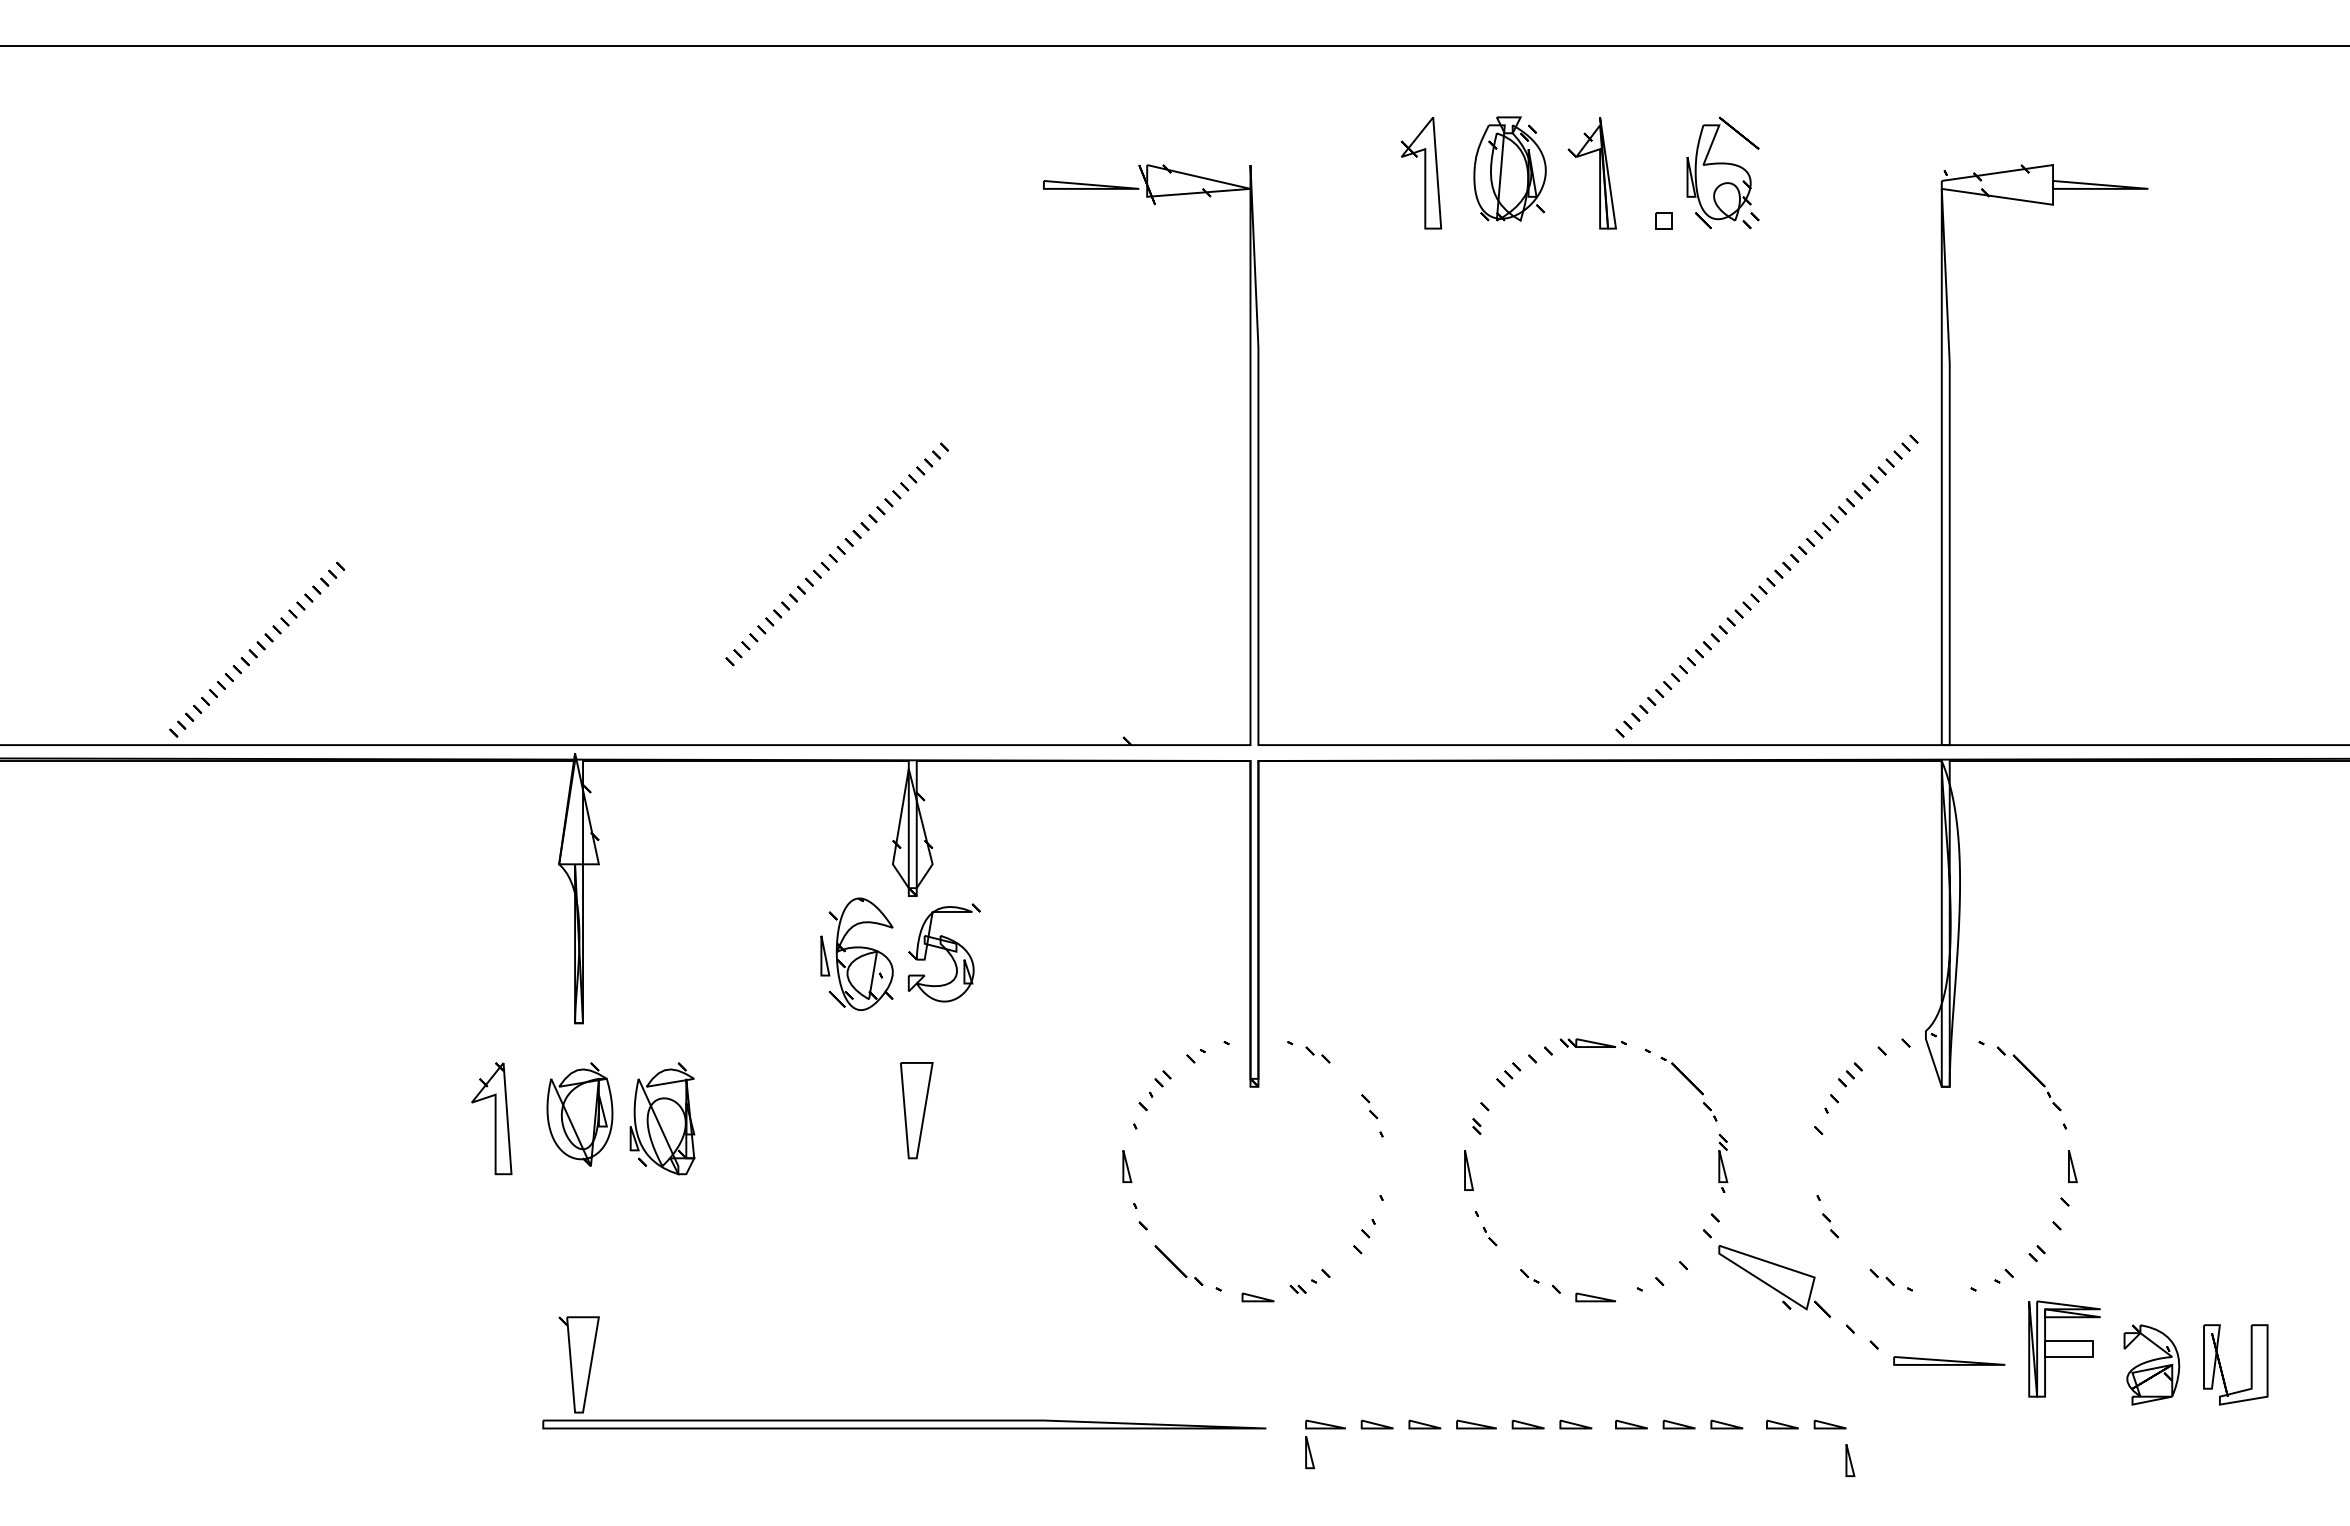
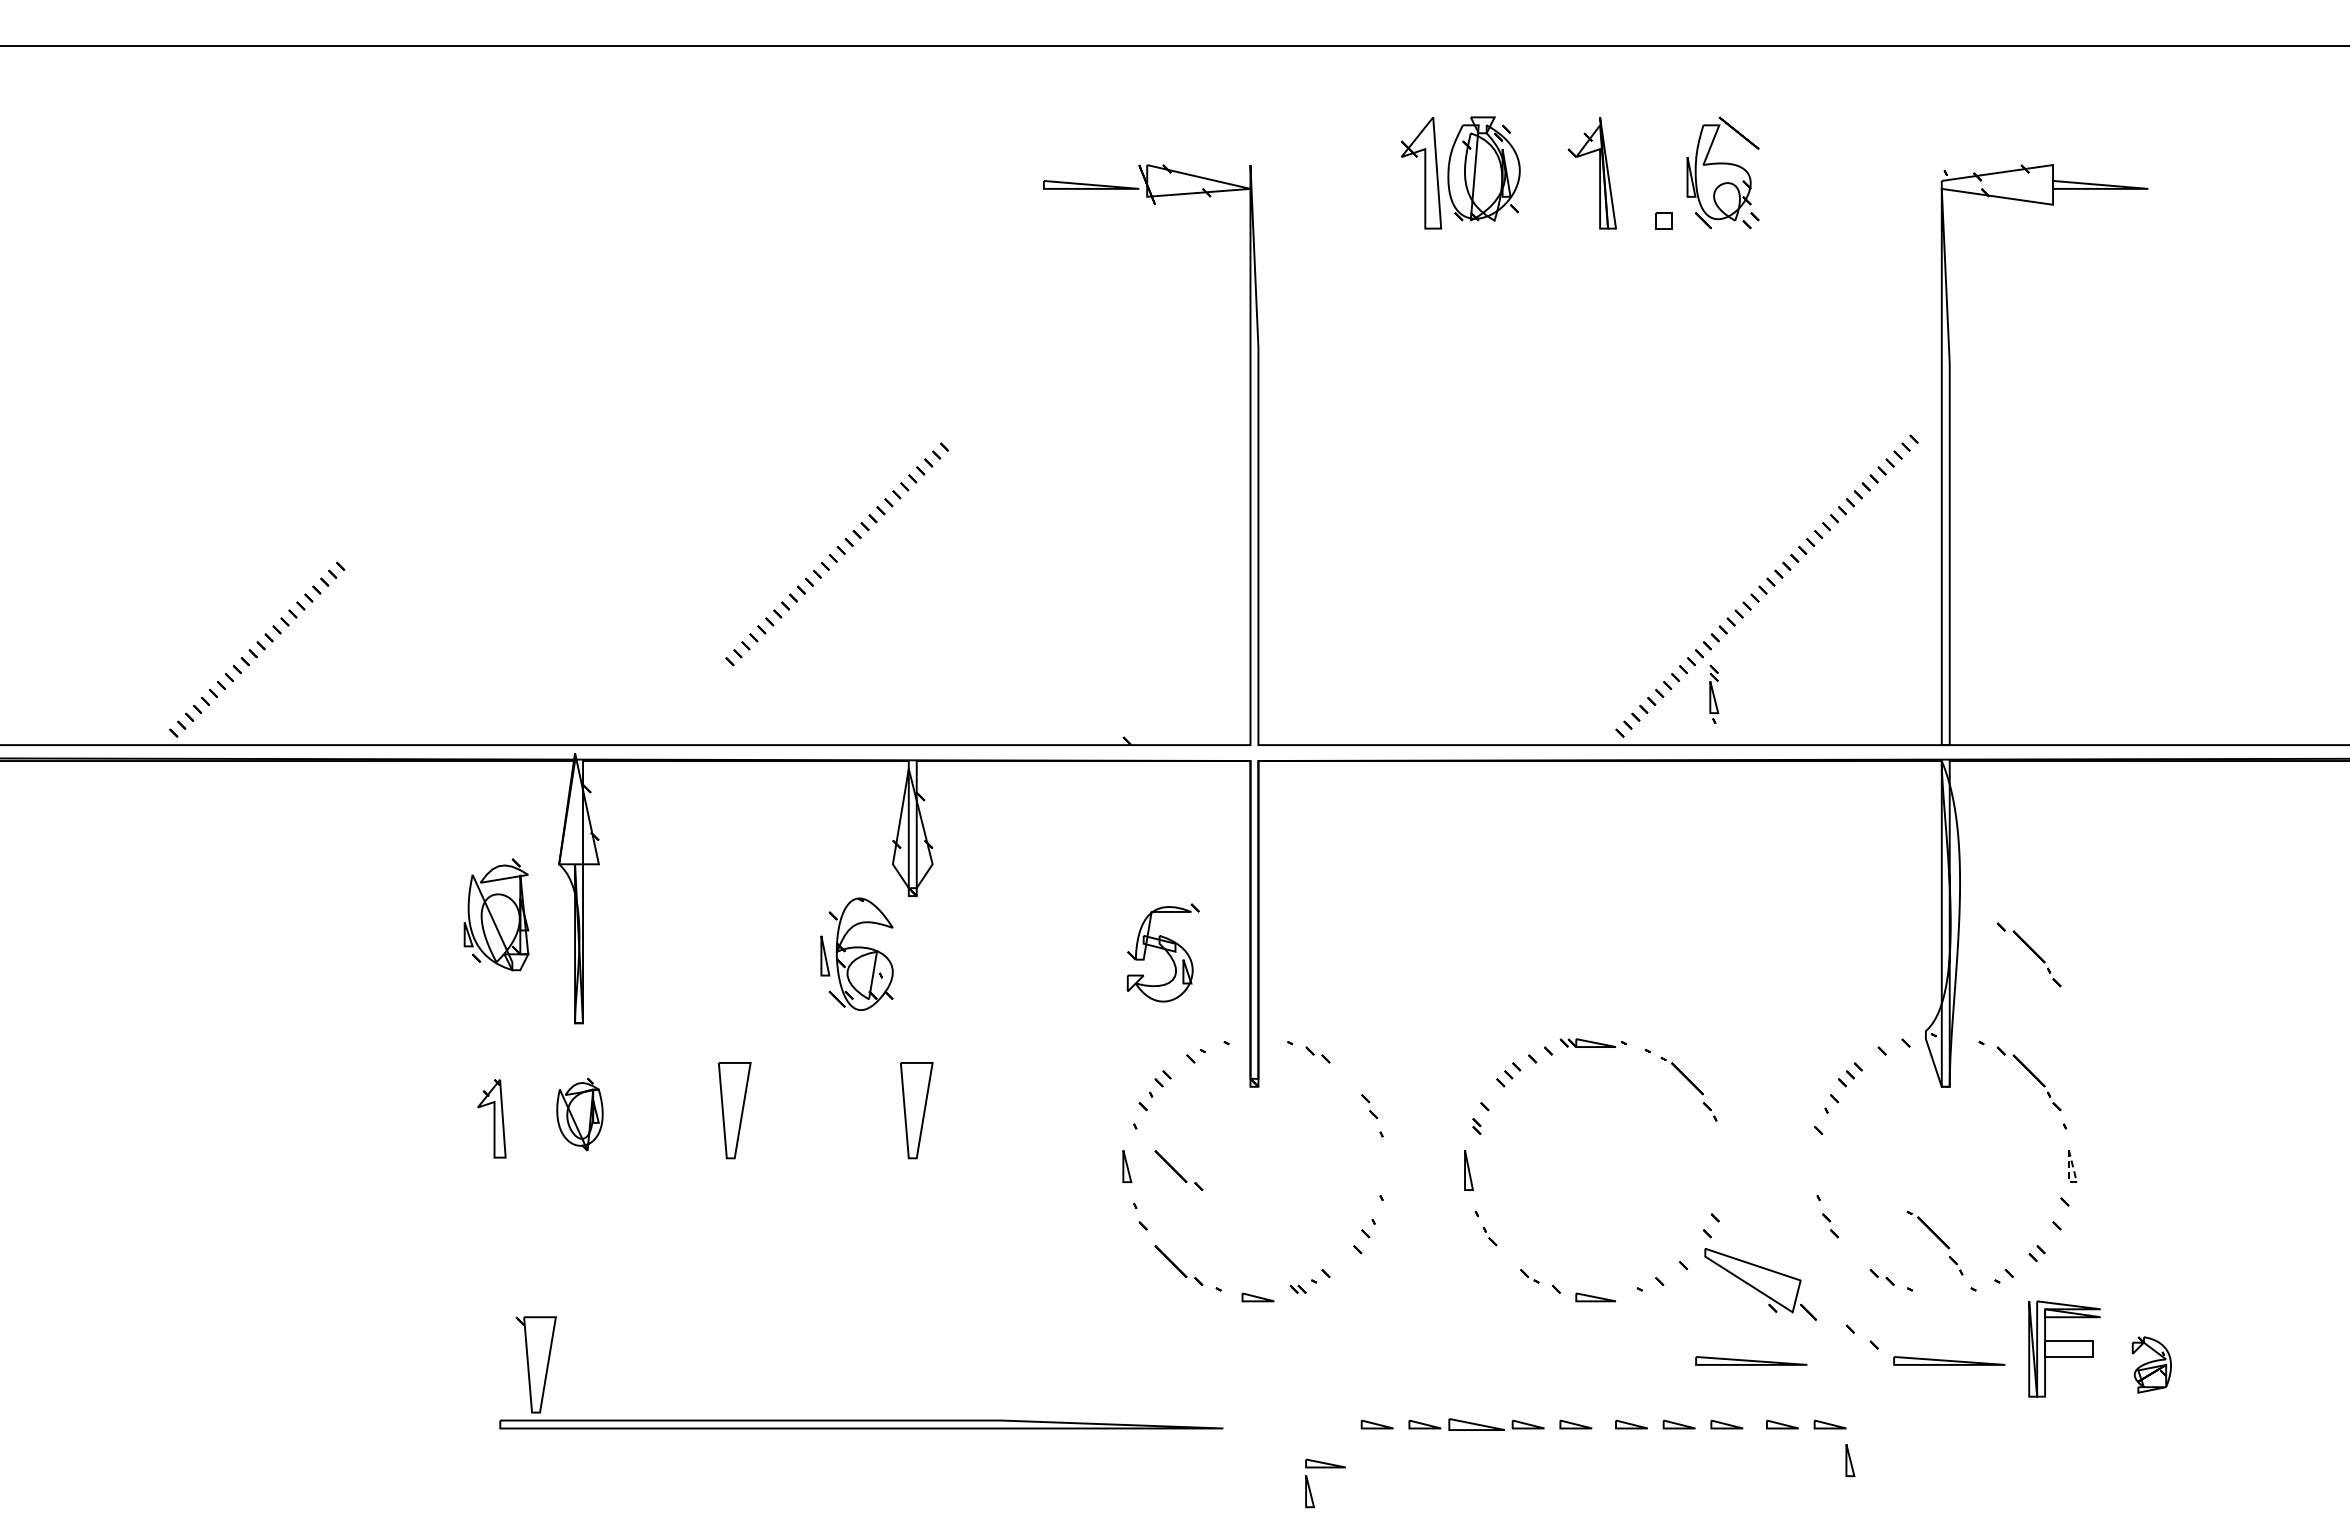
part position: (1509, 168) -> (1483, 168) (1483, 168)
part position: (943, 952) -> (1162, 952) (1162, 952)
part: none -> present (2028, 954)
part: none -> present (734, 1110)
part size: 68x105 px -> 48x75 px (579, 1114)
part size: 42x114 px -> 30x80 px (491, 1118)
part position: (662, 1118) -> (496, 914) (496, 914)
part position: (1723, 1163) -> (1714, 694) (1714, 694)
part: none -> present (1178, 1170)
line: solid -> dashed (2073, 1182)
part: none -> present (1934, 1243)
part position: (1774, 1281) -> (1760, 1284) (1760, 1284)
part: none -> present (1751, 1360)
part size: 58x82 px -> 41x58 px (2151, 1364)
part: present -> none (2222, 1369)
part position: (904, 1419) -> (861, 1419) (861, 1419)
part size: 41x11 px -> 57x13 px (1476, 1424)
part position: (1325, 1429) -> (1325, 1468) (1325, 1468)
